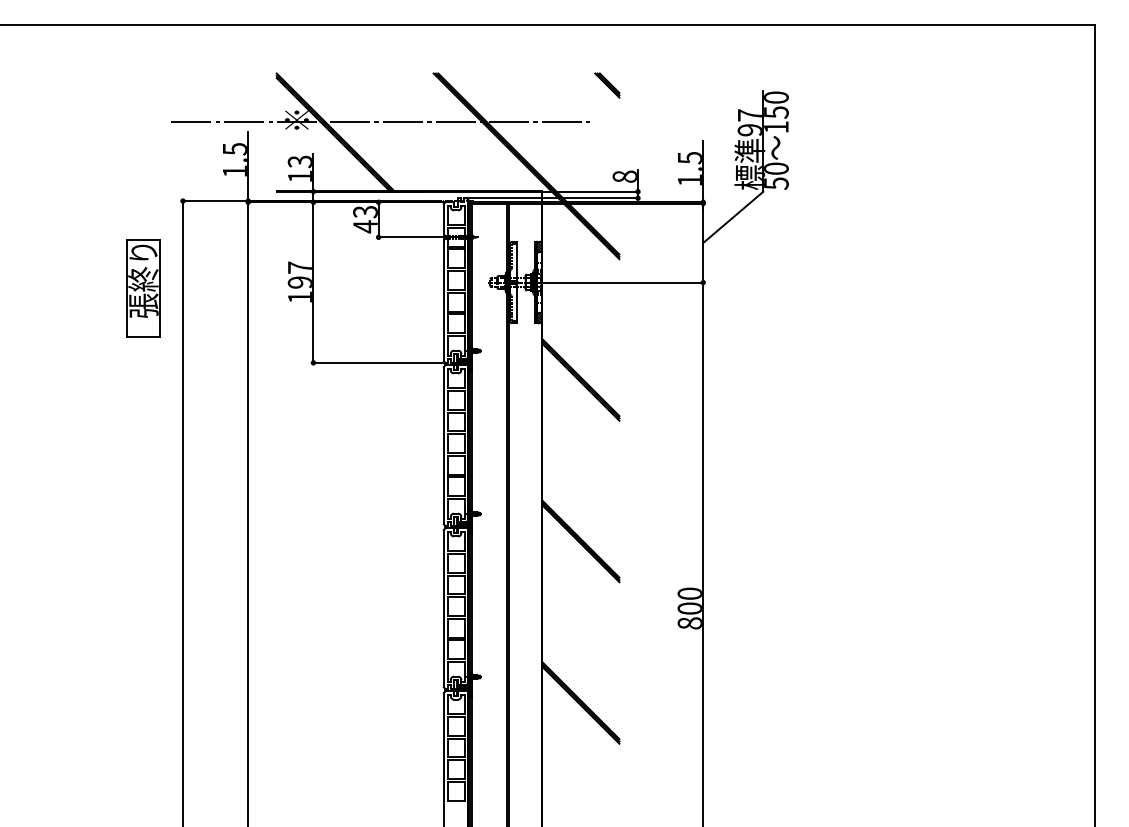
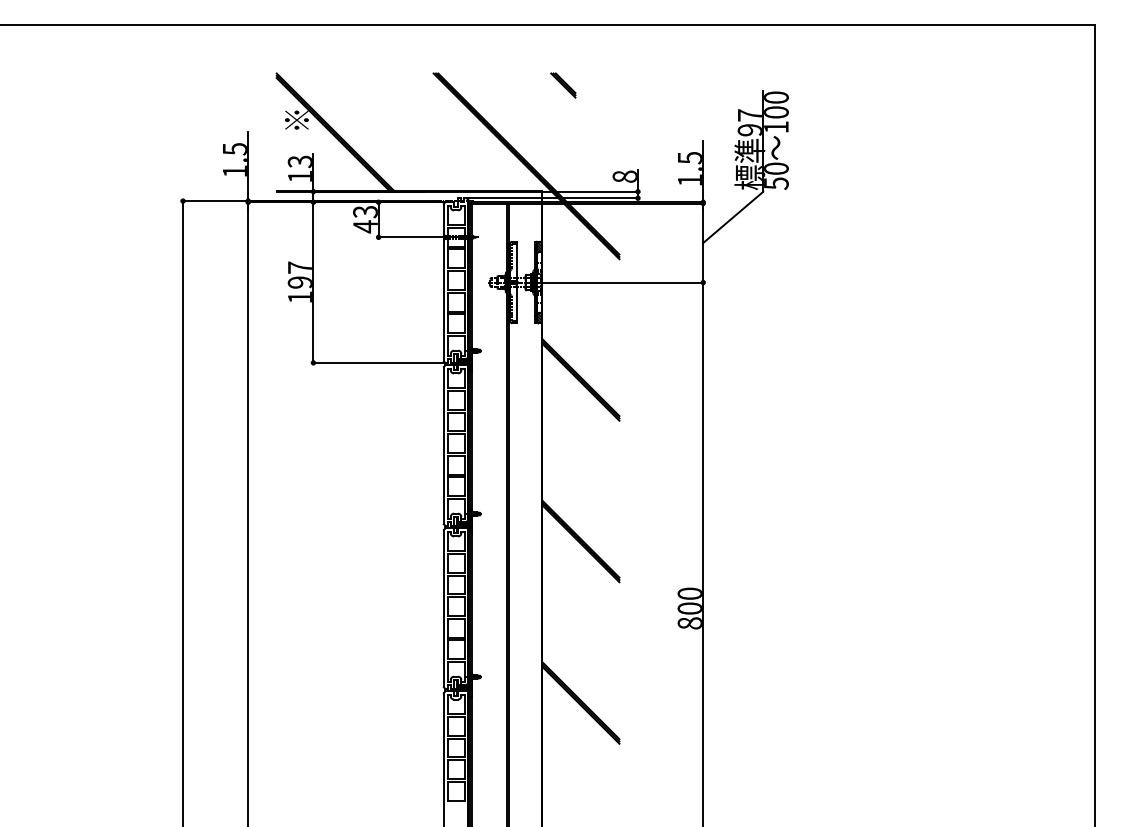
part position: (607, 85) -> (563, 85) (563, 85)
text: 150 -> 100 (776, 112)
line: present -> none (380, 122)
part: present -> none (143, 288)
